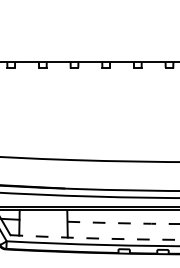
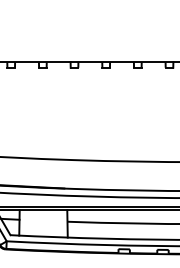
arc: dashed -> solid (123, 223)
arc: dashed -> solid (96, 238)
